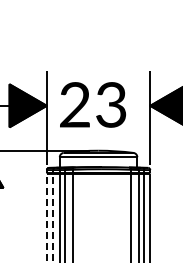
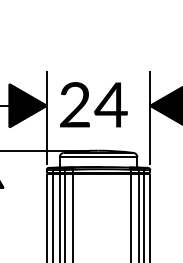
text: 23 -> 24 (110, 104)
line: dashed -> solid (46, 217)
line: dashed -> solid (53, 217)
